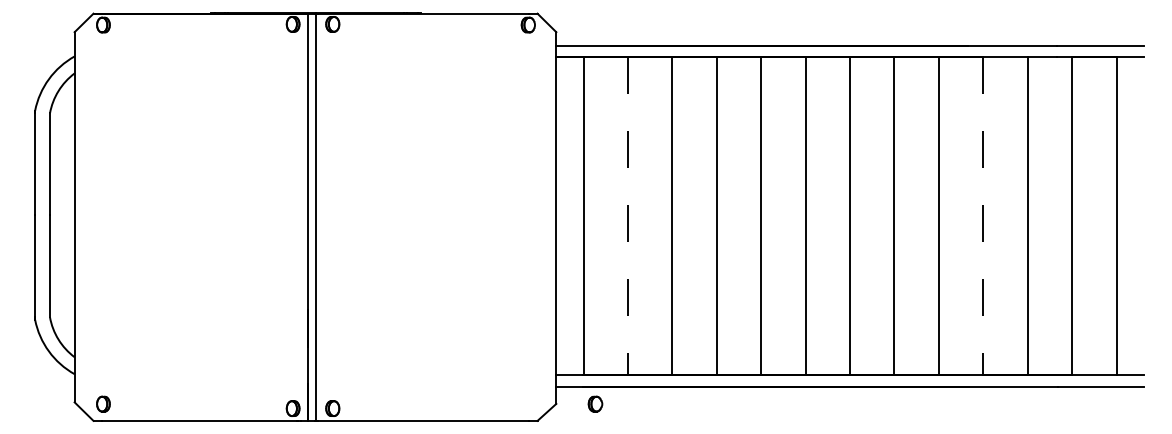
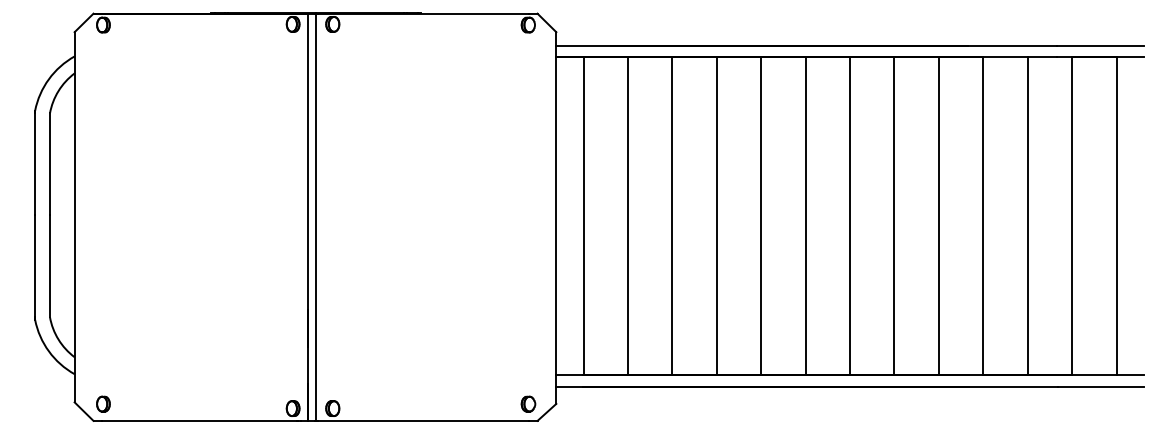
line: dashed -> solid (627, 216)
line: dashed -> solid (983, 216)
part position: (595, 403) -> (528, 403) (528, 403)
